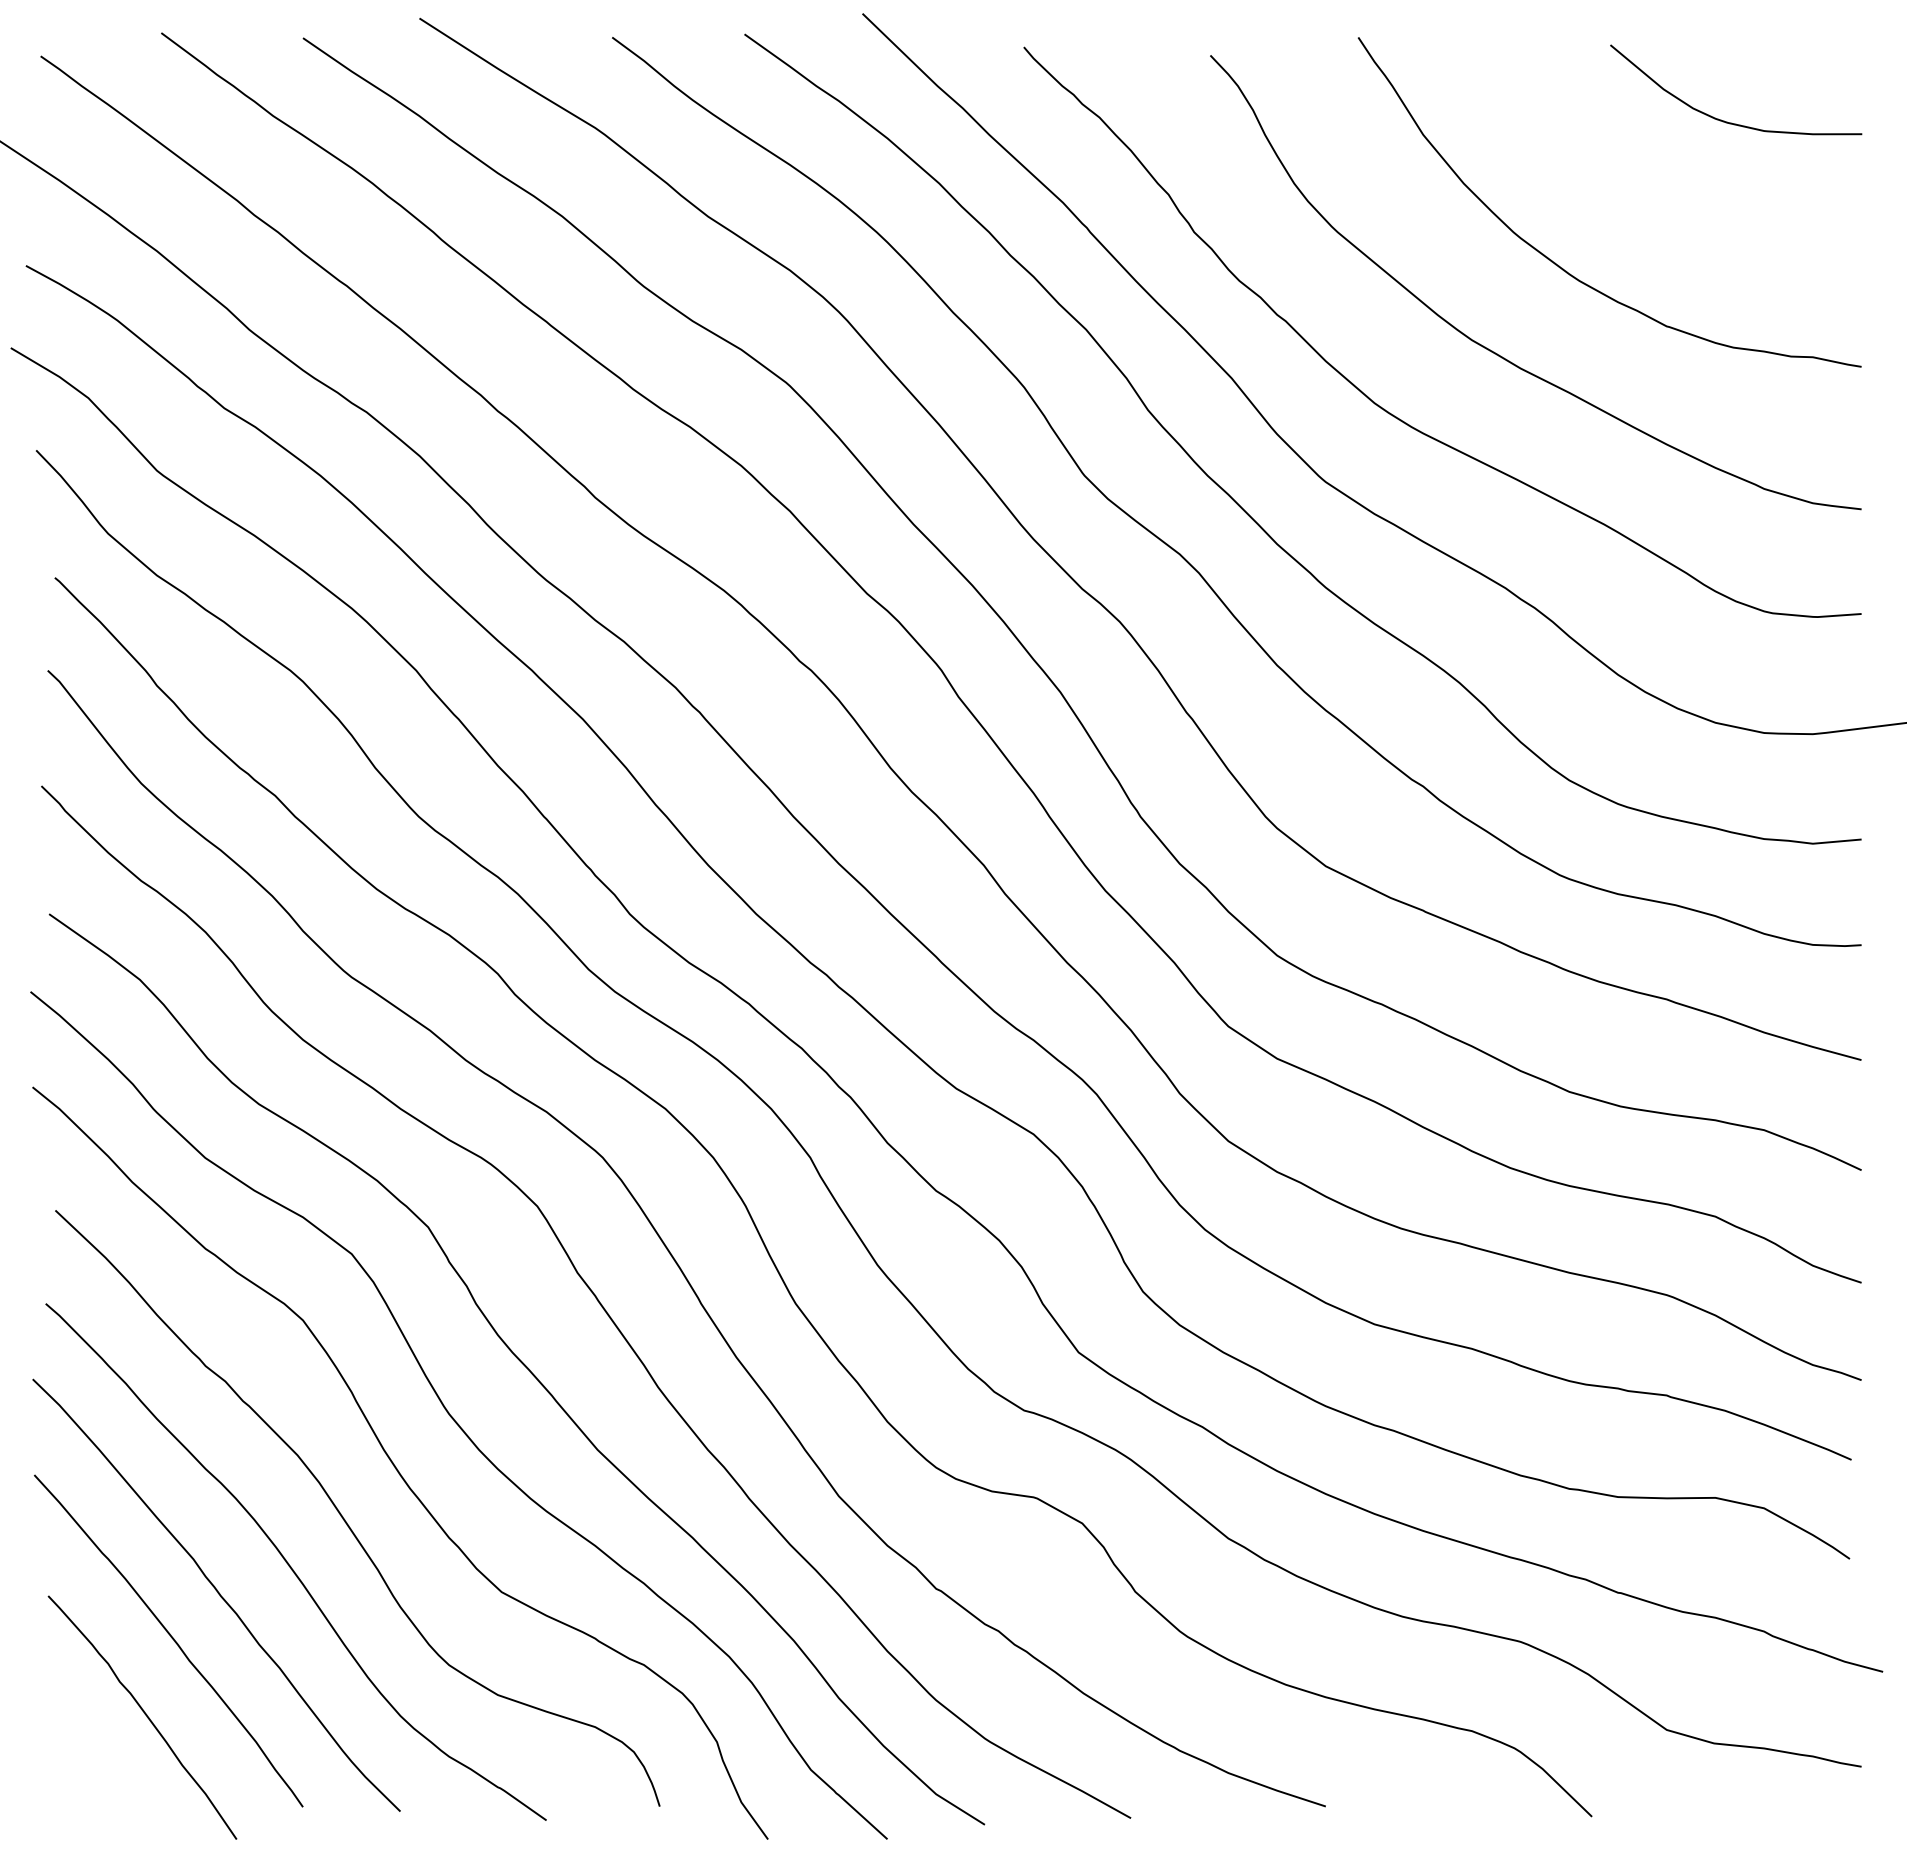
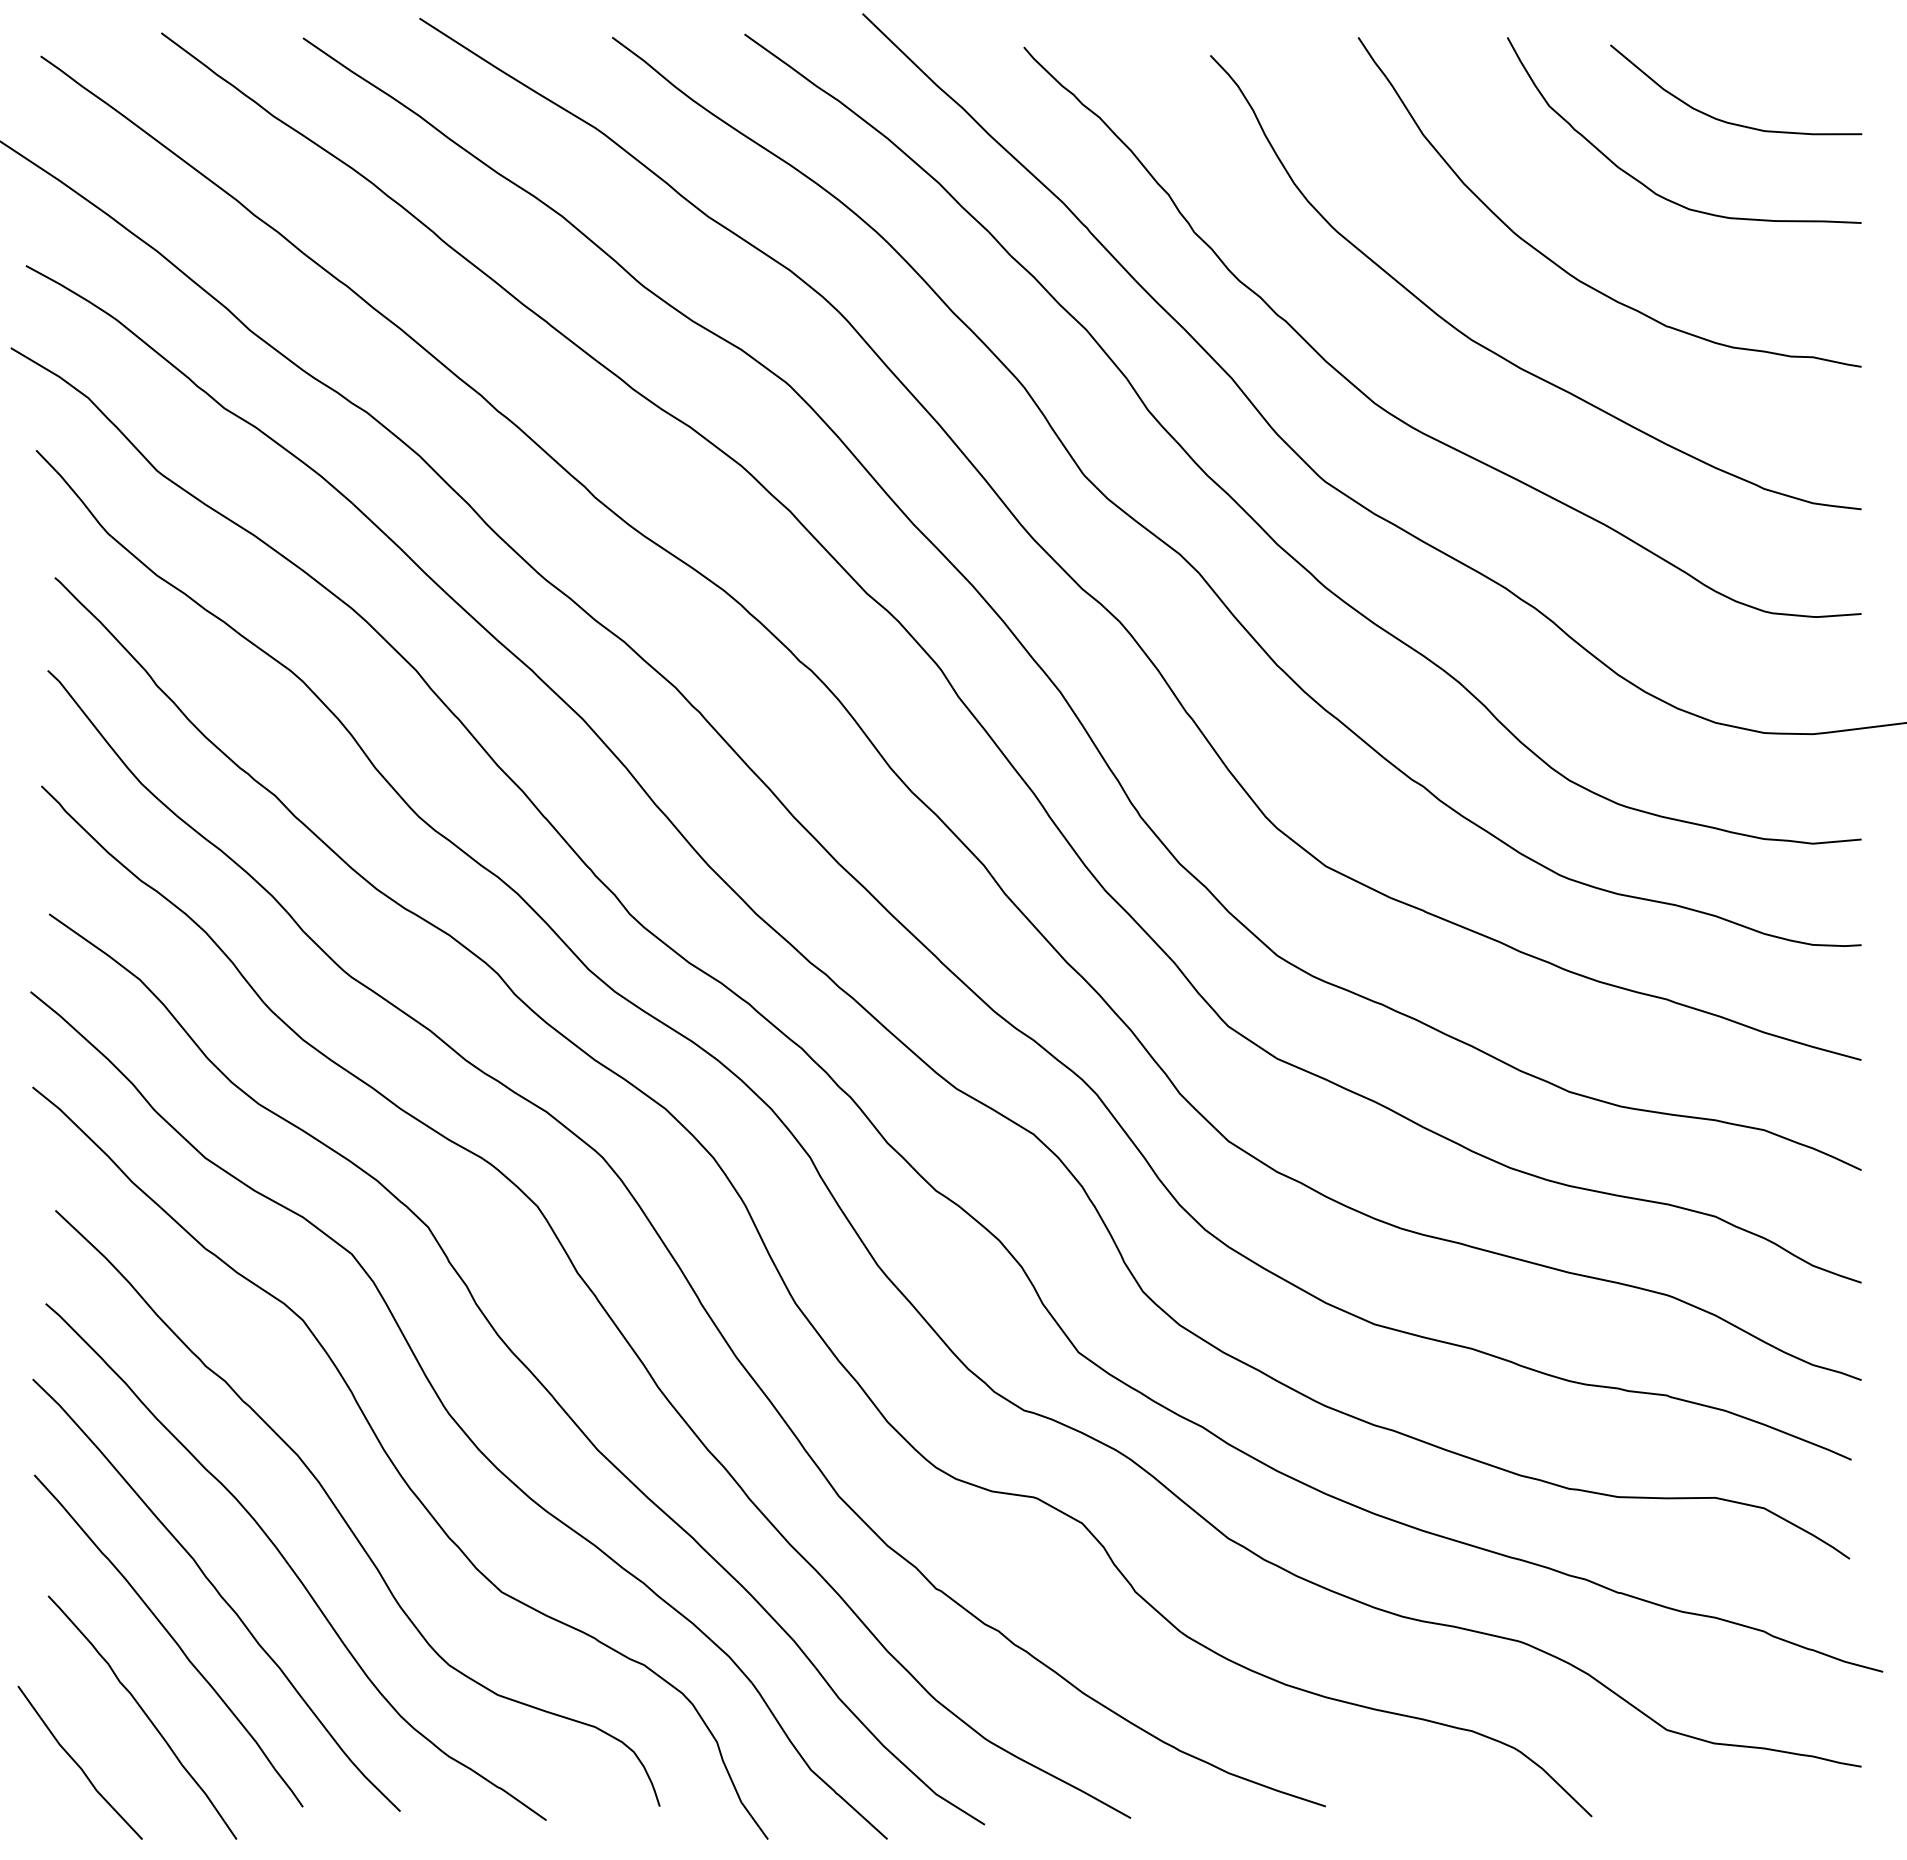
curve: none -> present (1642, 182)
line: none -> present (77, 1763)
